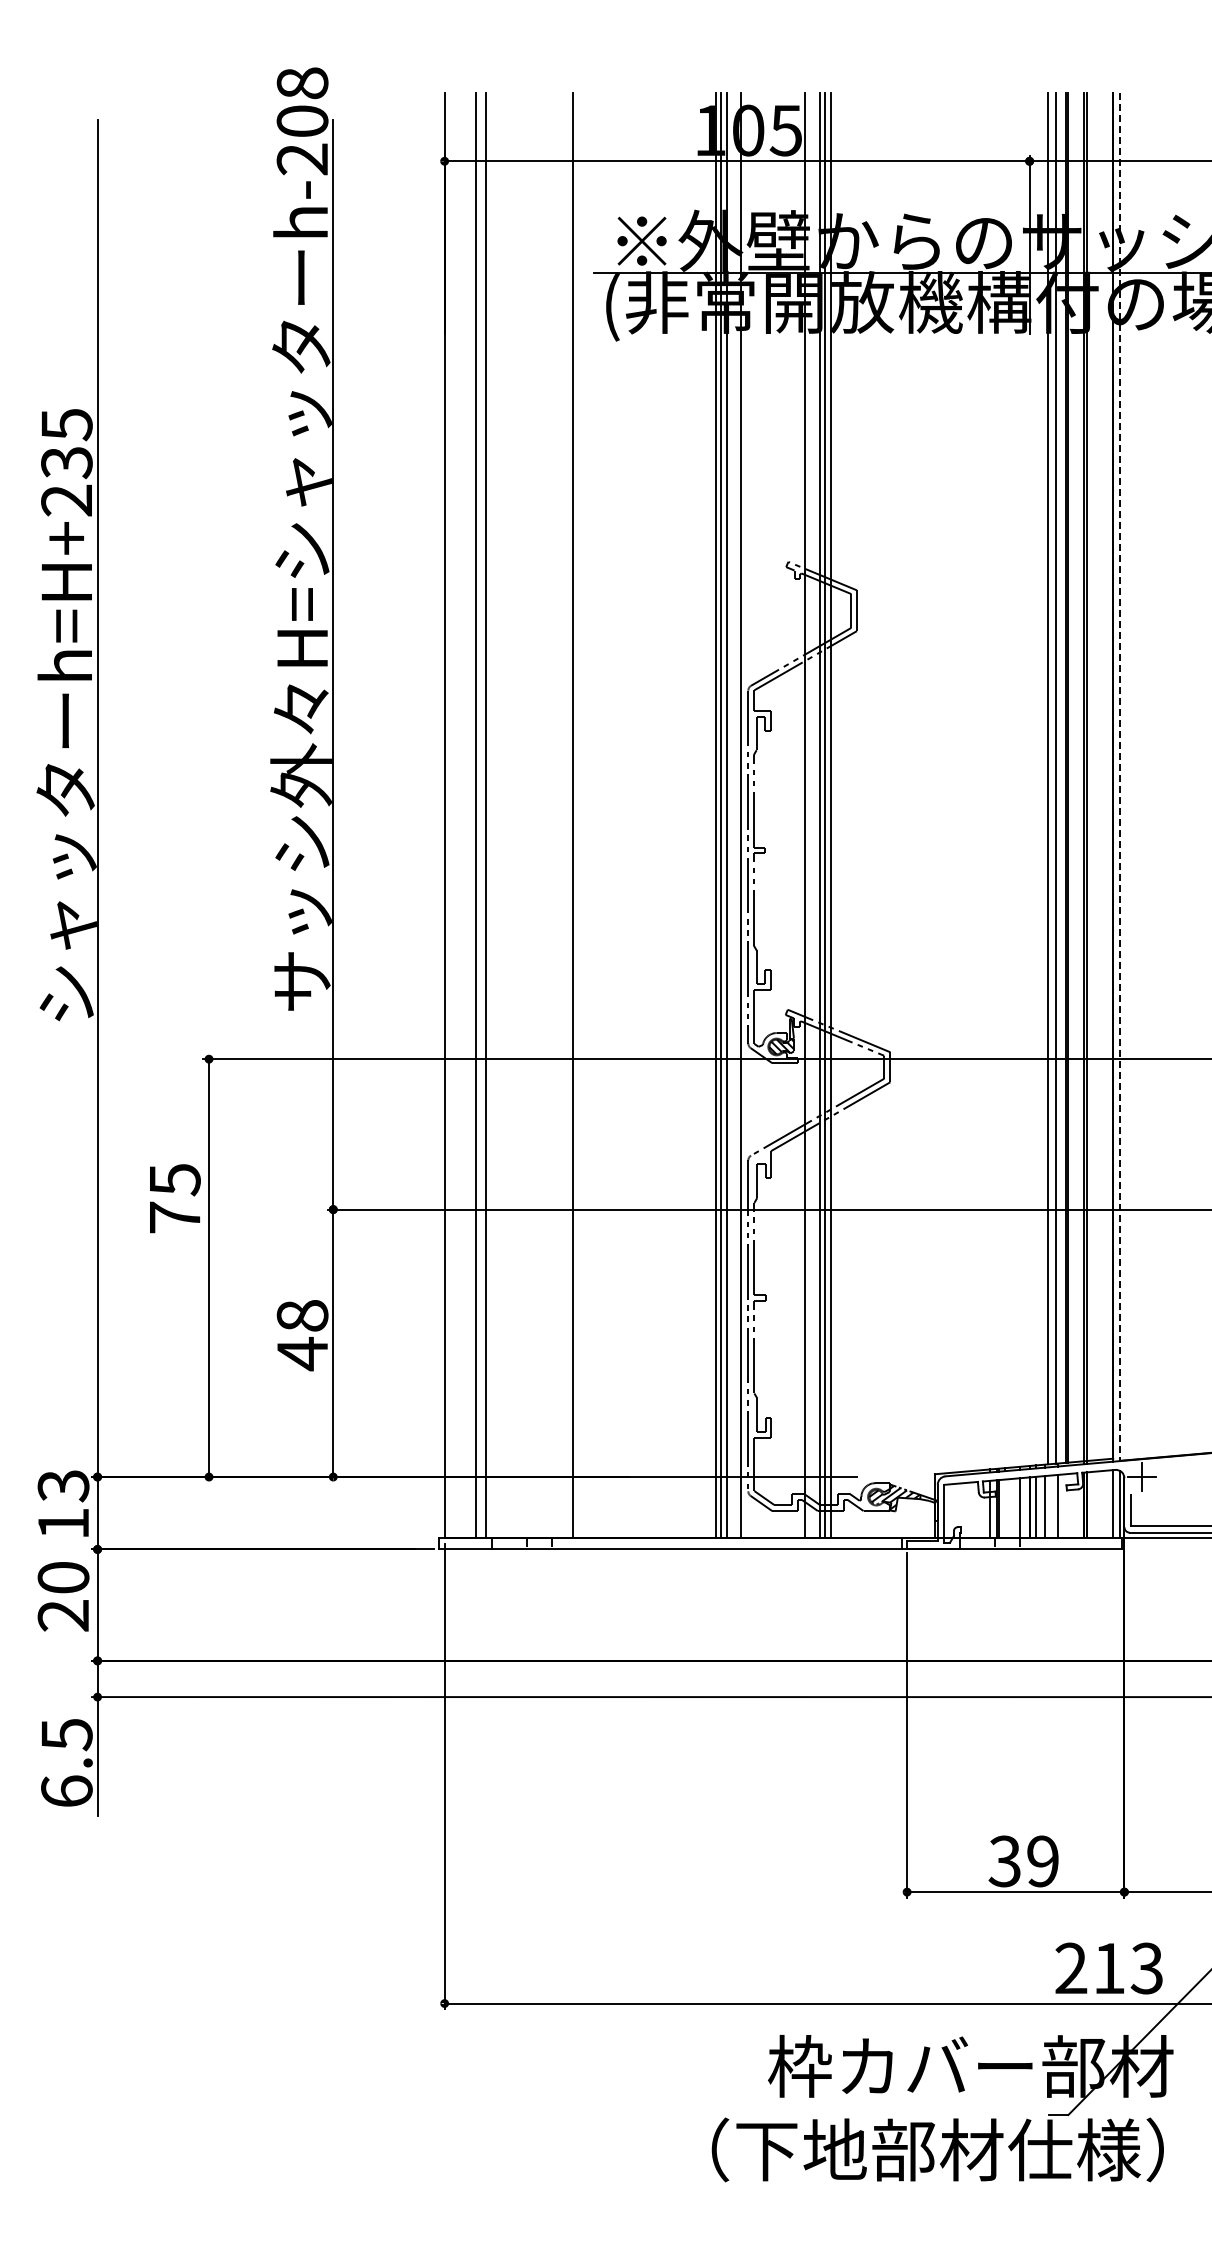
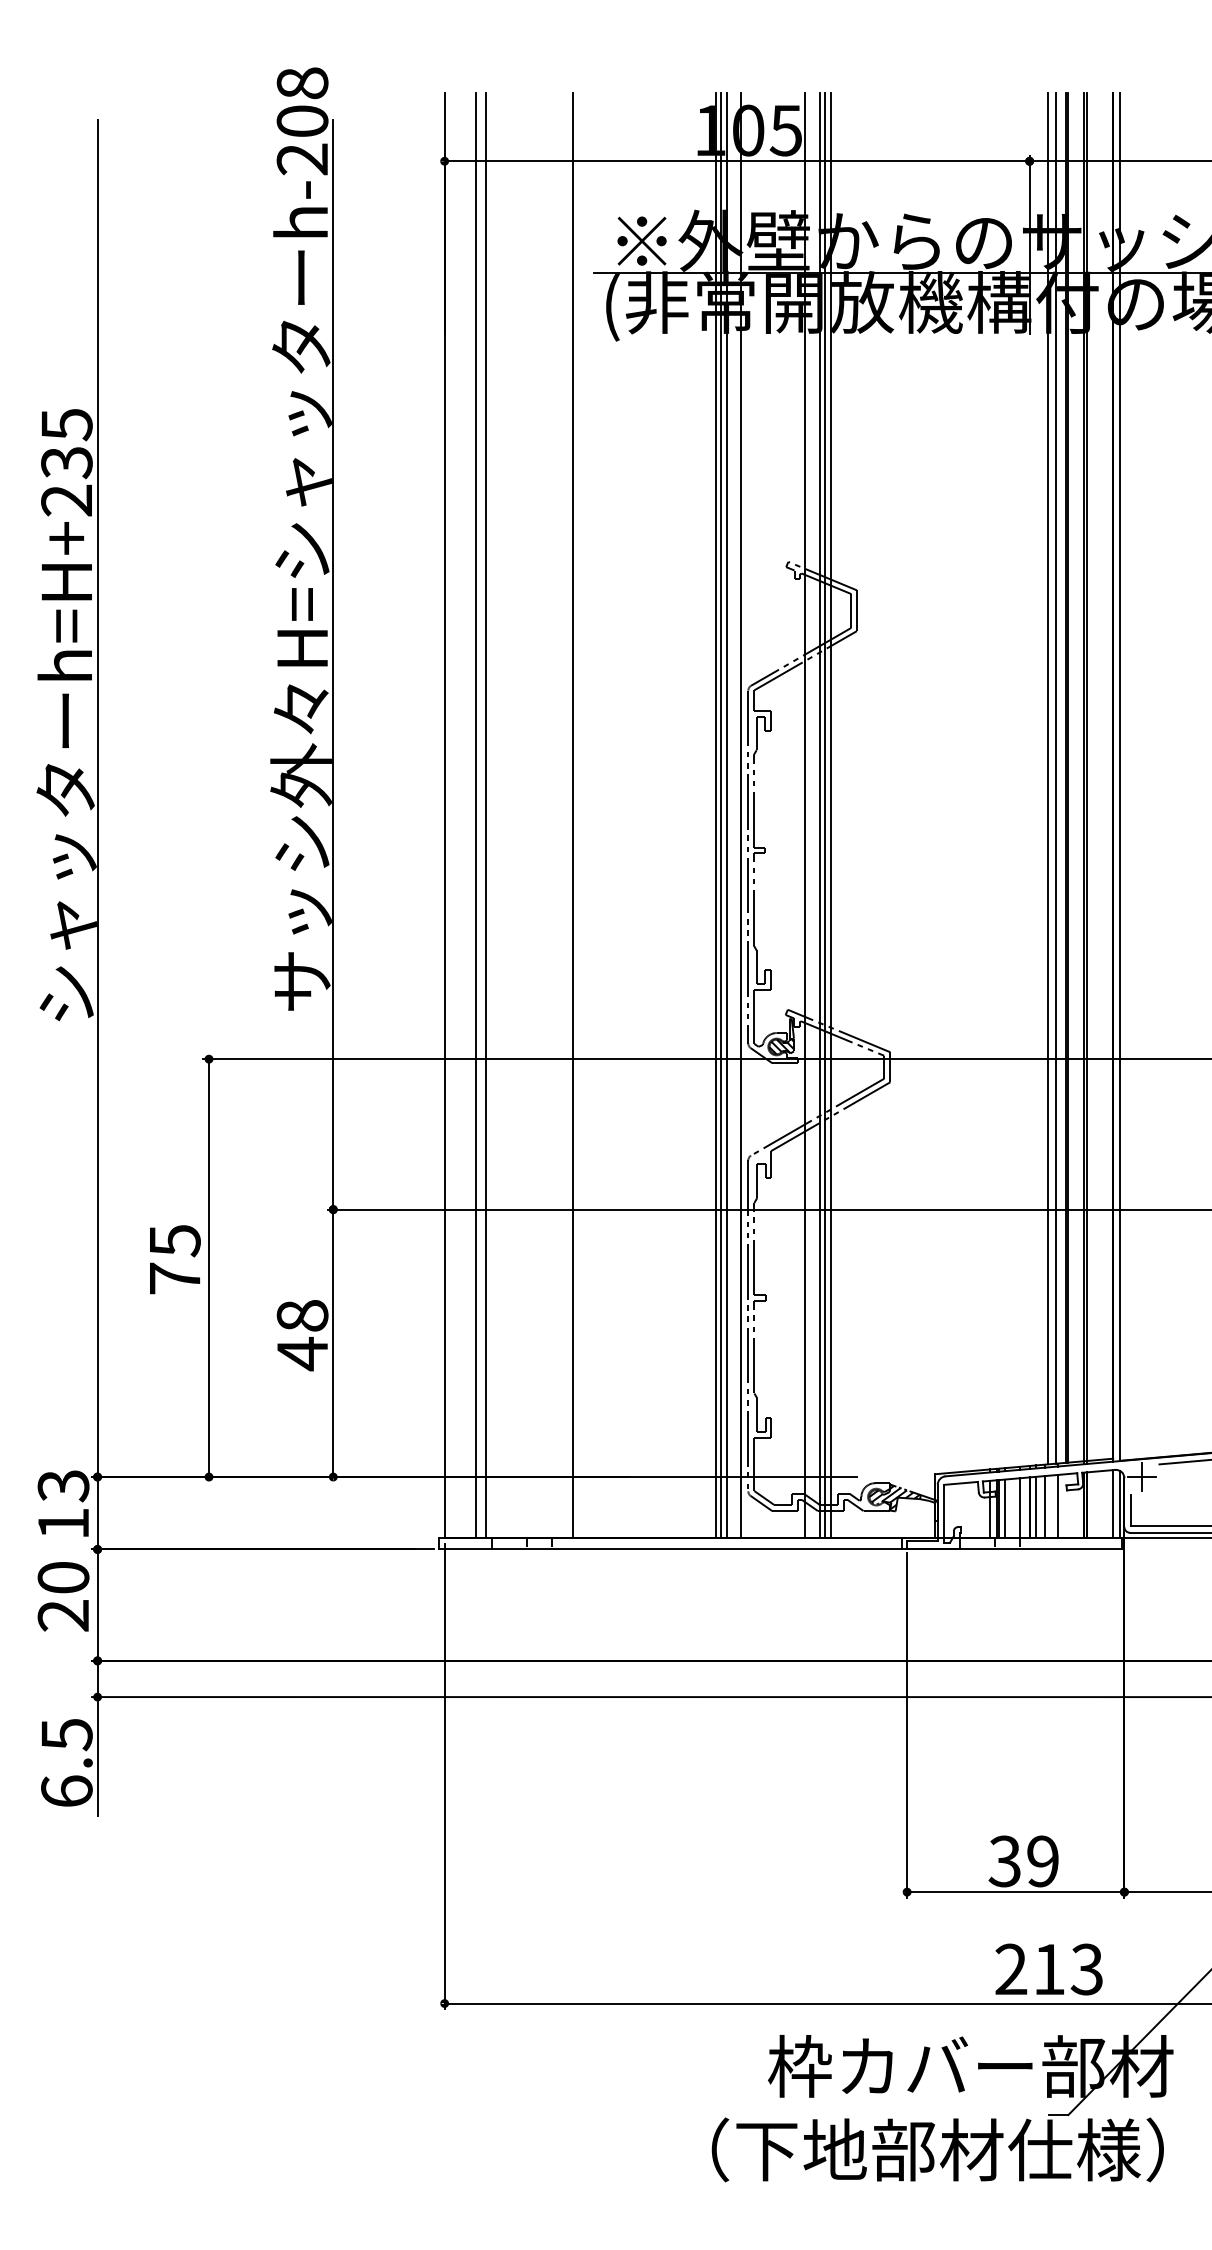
line: dashed -> solid (1119, 777)
text position: (175, 1198) -> (175, 1259) (175, 1259)
line: none -> present (1183, 1462)
line: none -> present (1004, 1508)
text position: (1108, 1968) -> (1048, 1969) (1048, 1969)
